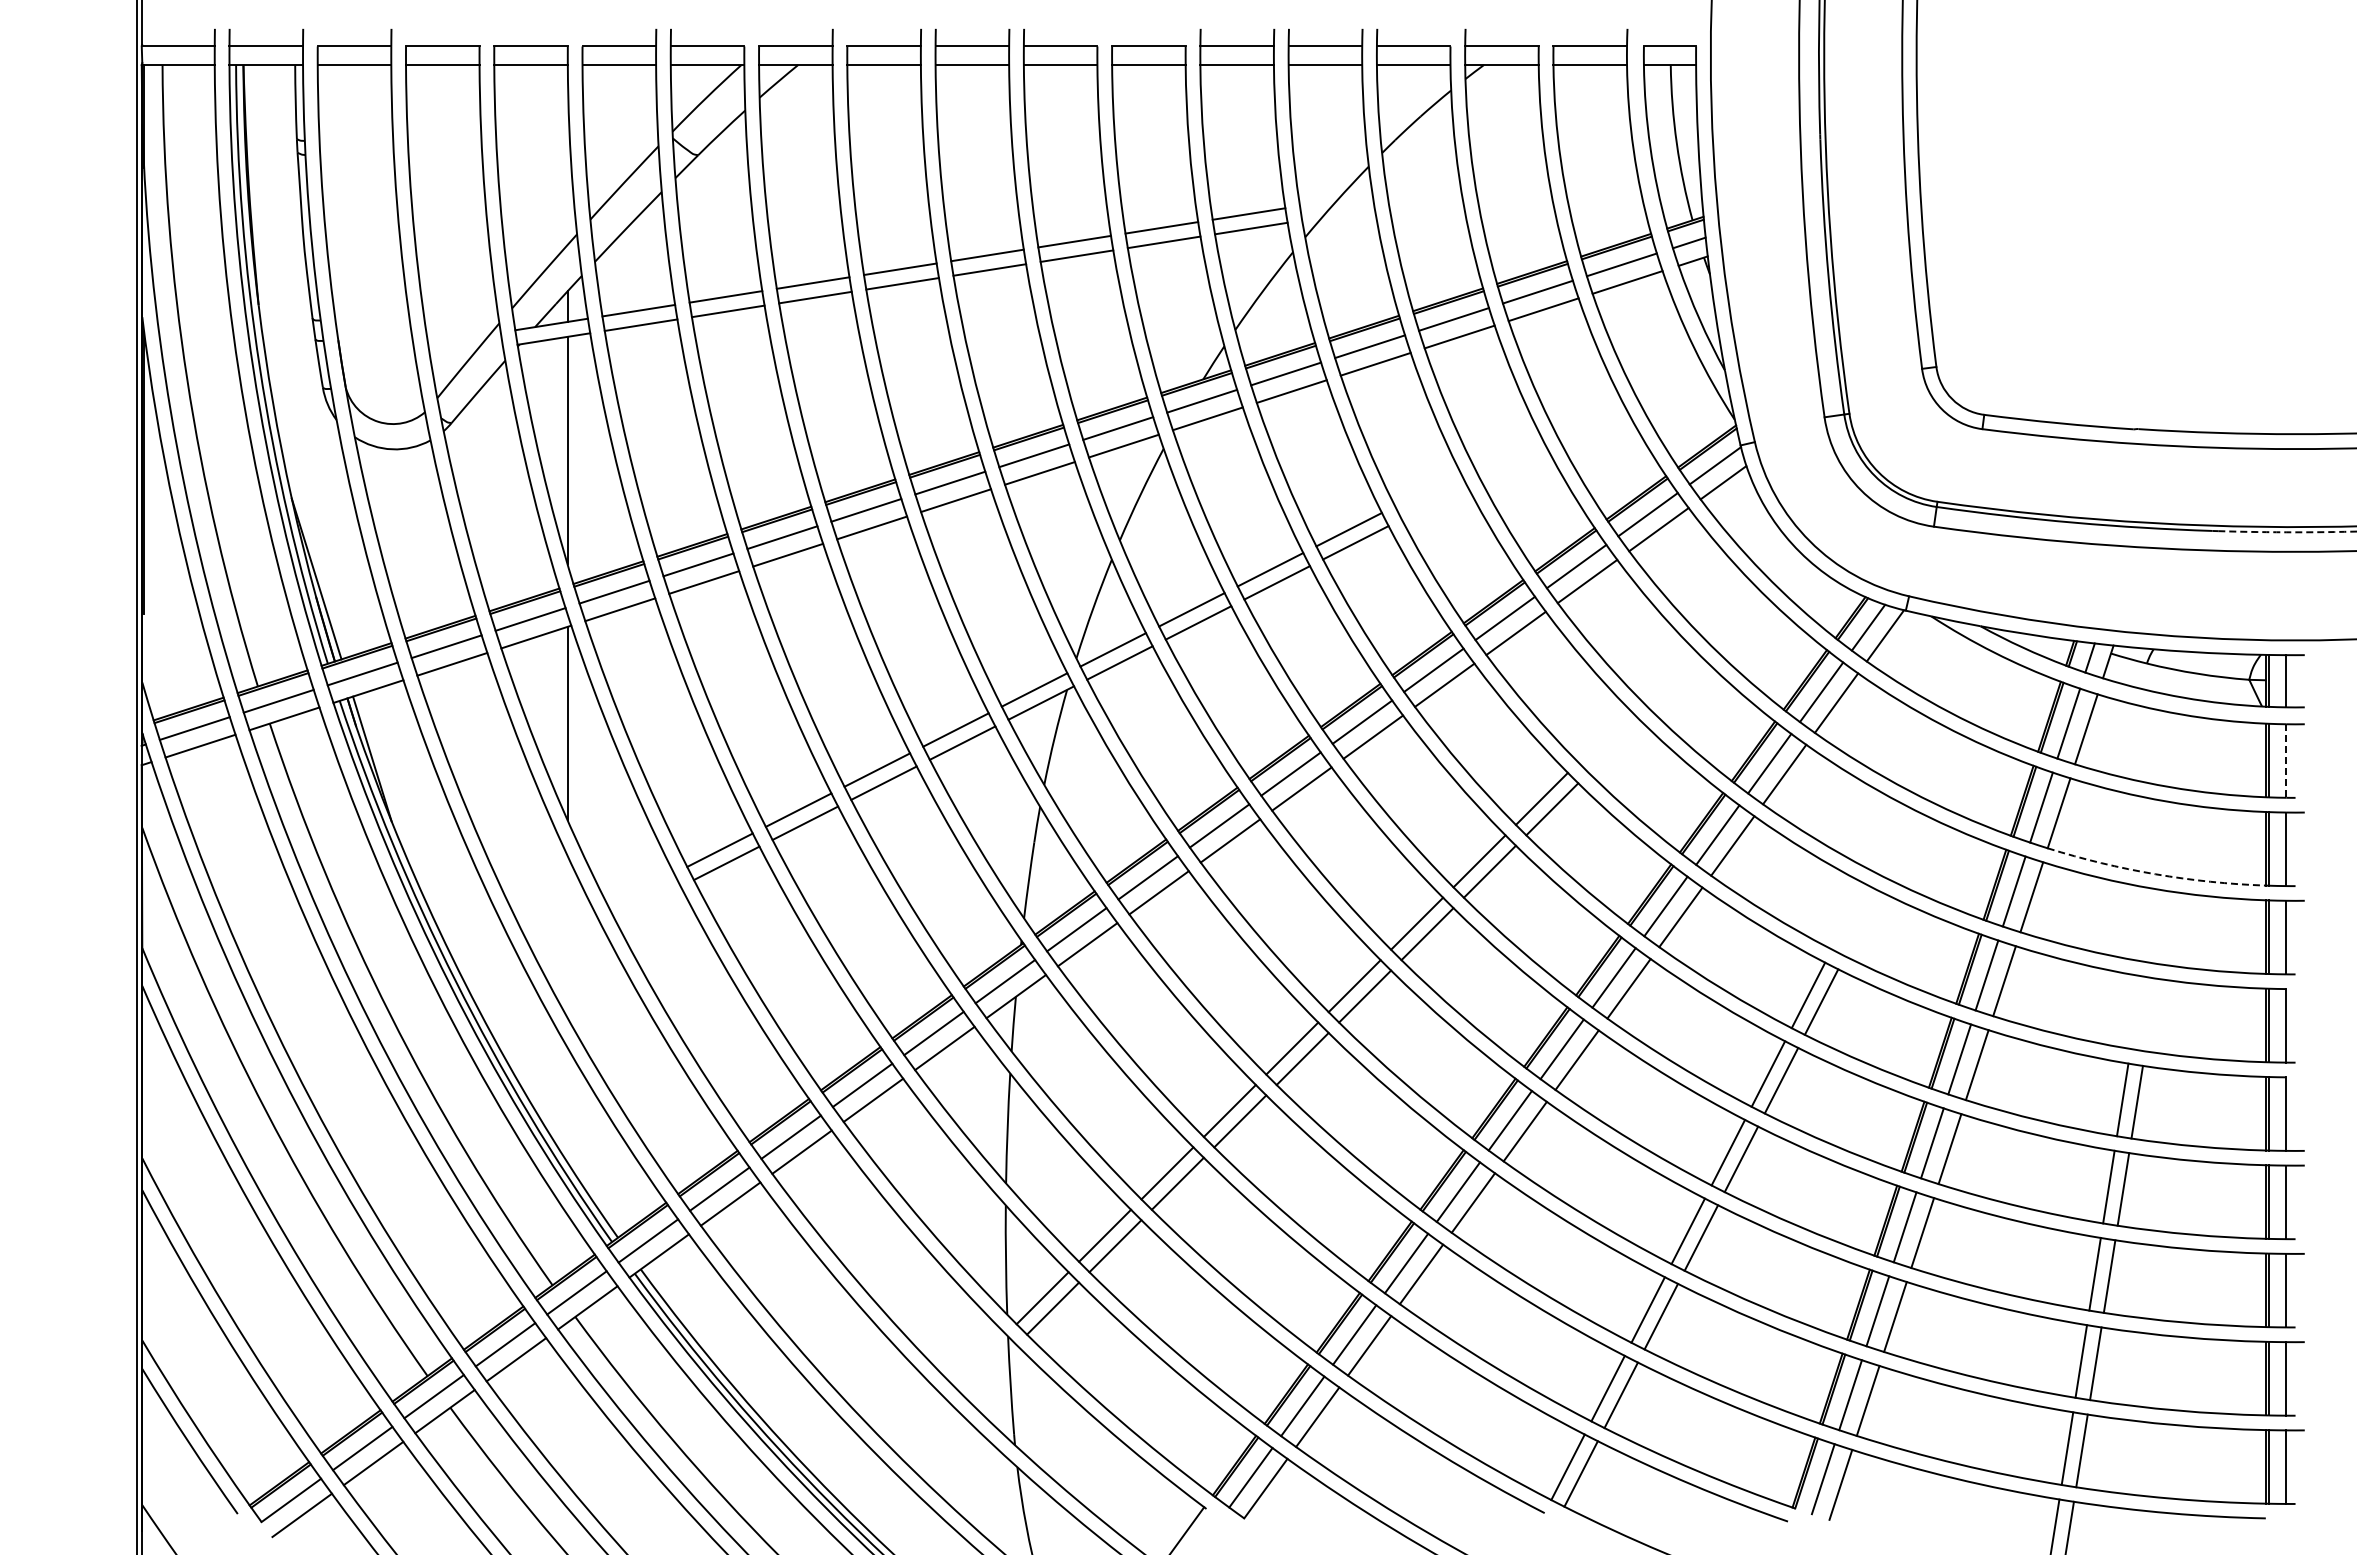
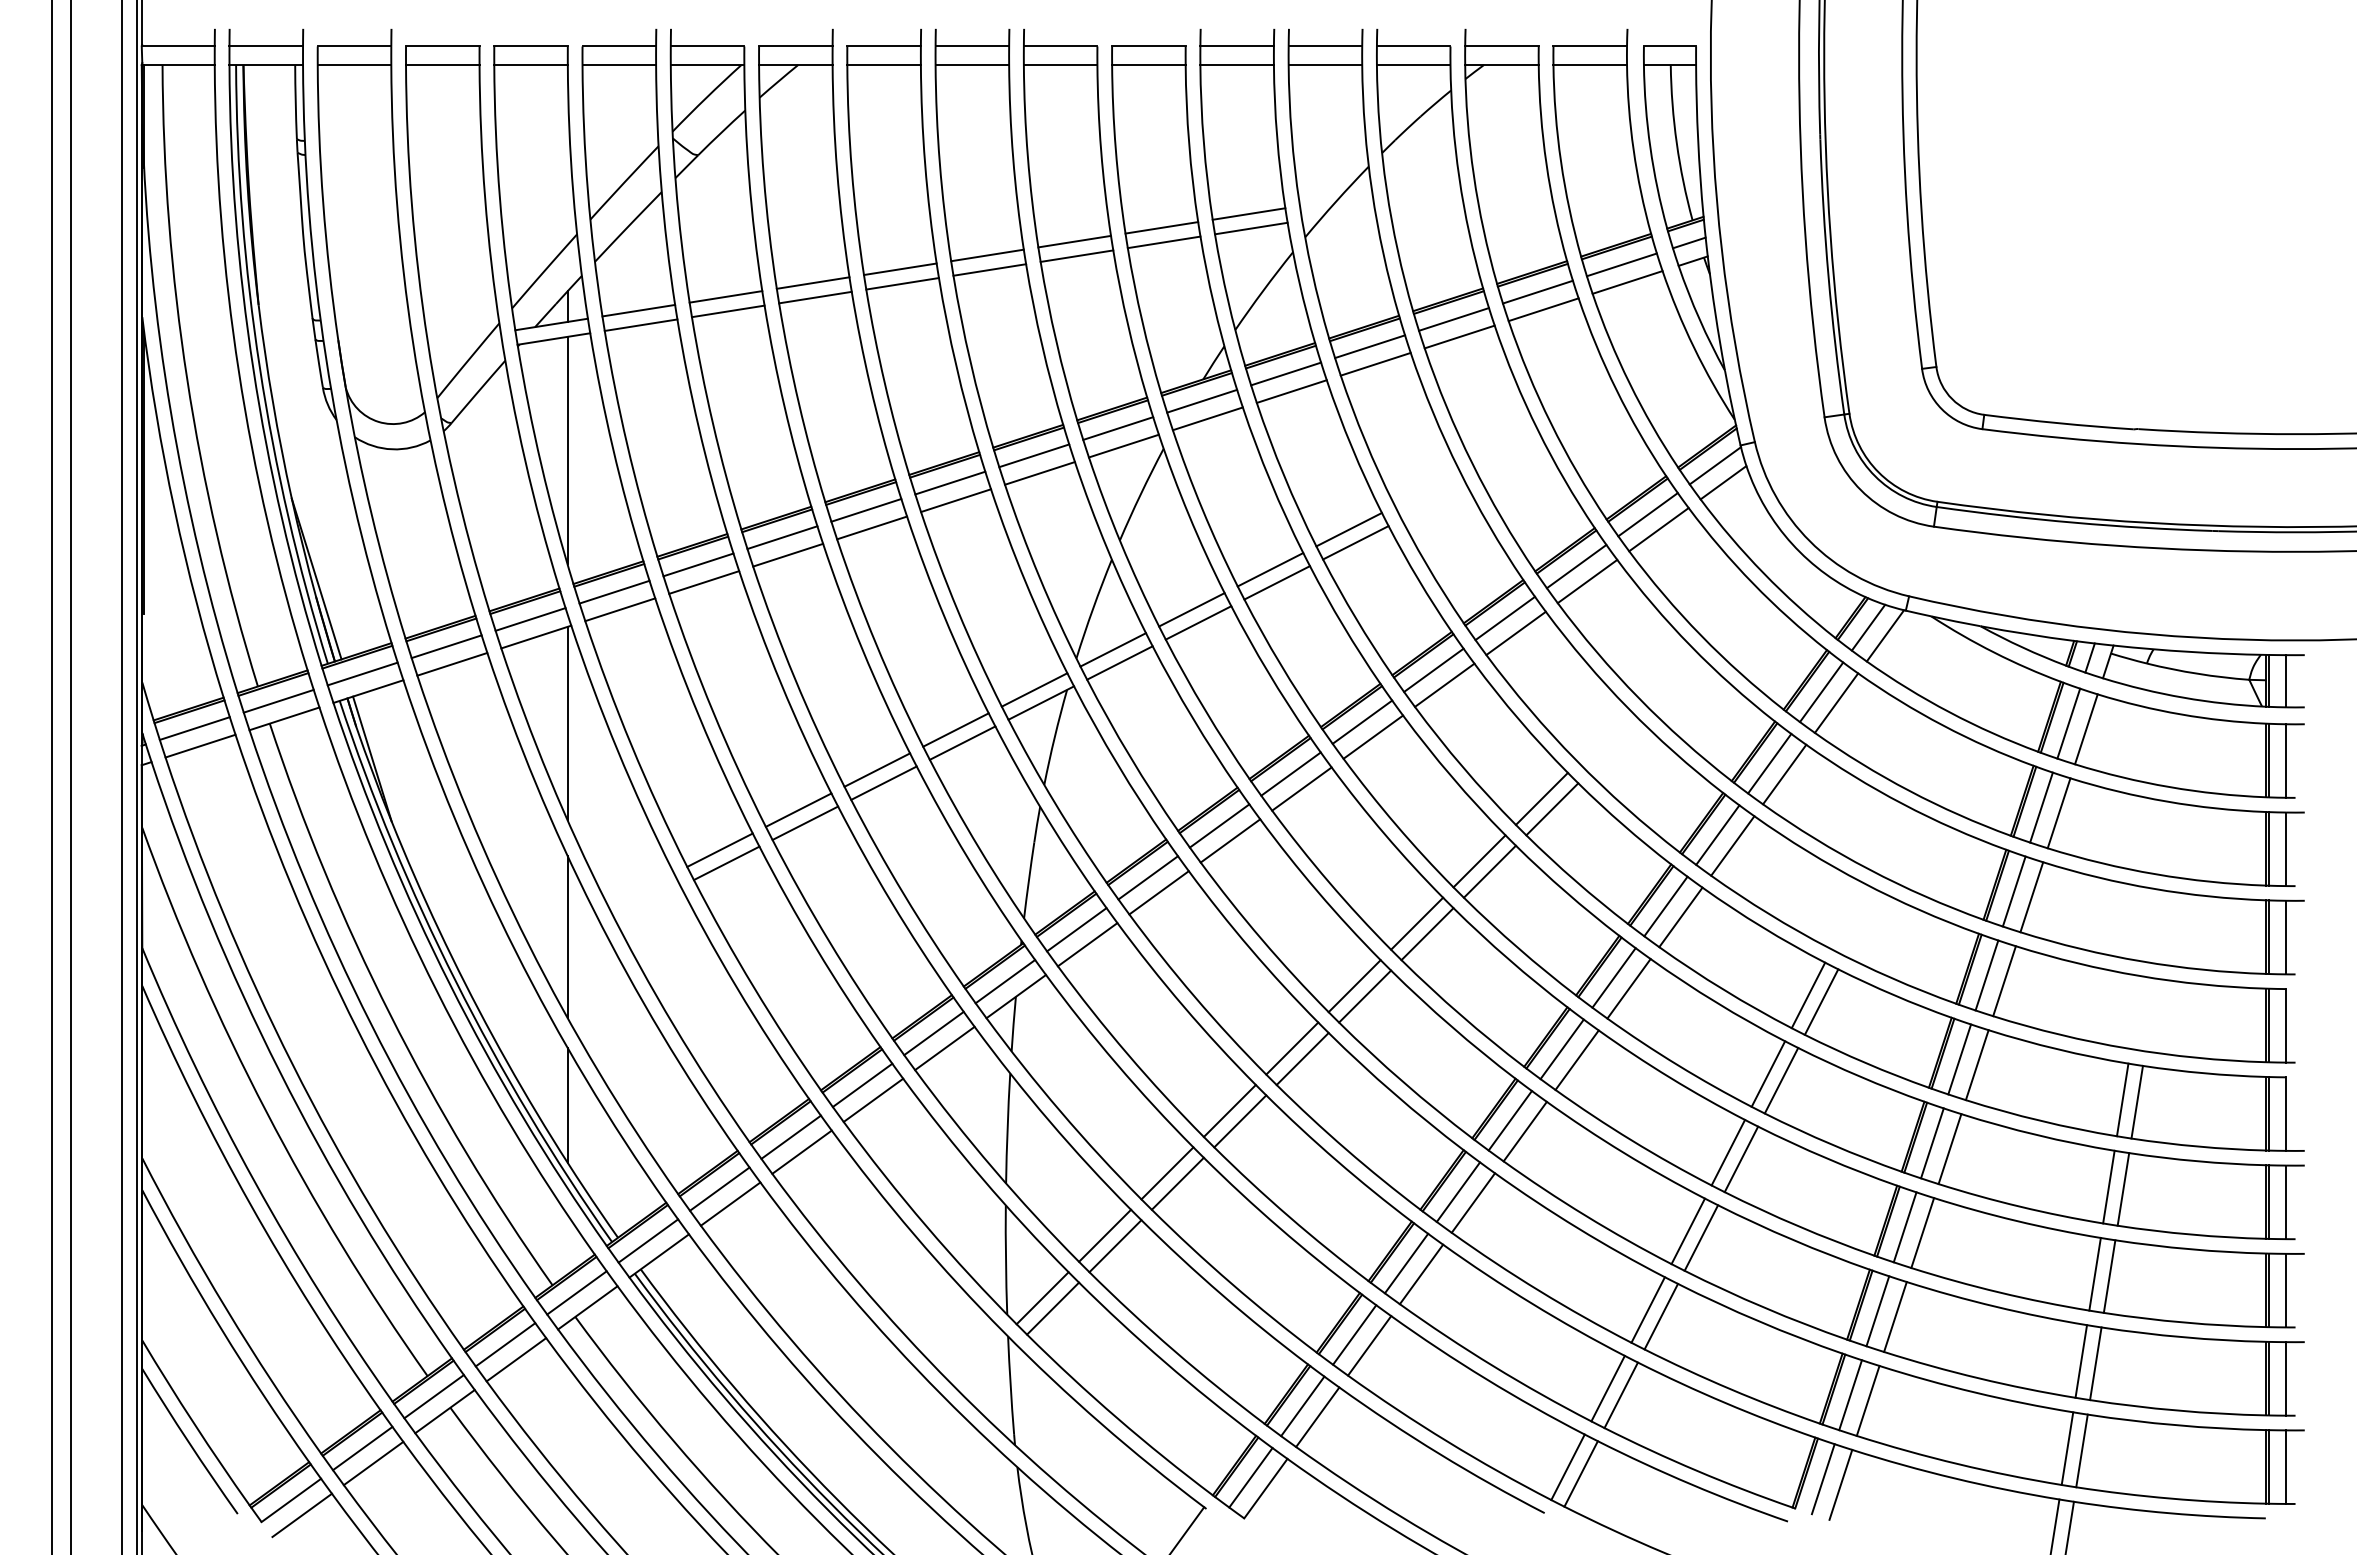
arc: dashed -> solid (2287, 532)
line: dashed -> solid (2286, 761)
line: none -> present (52, 776)
line: none -> present (70, 776)
line: none -> present (122, 776)
arc: dashed -> solid (2155, 874)
line: none -> present (567, 936)
line: none -> present (567, 1104)
